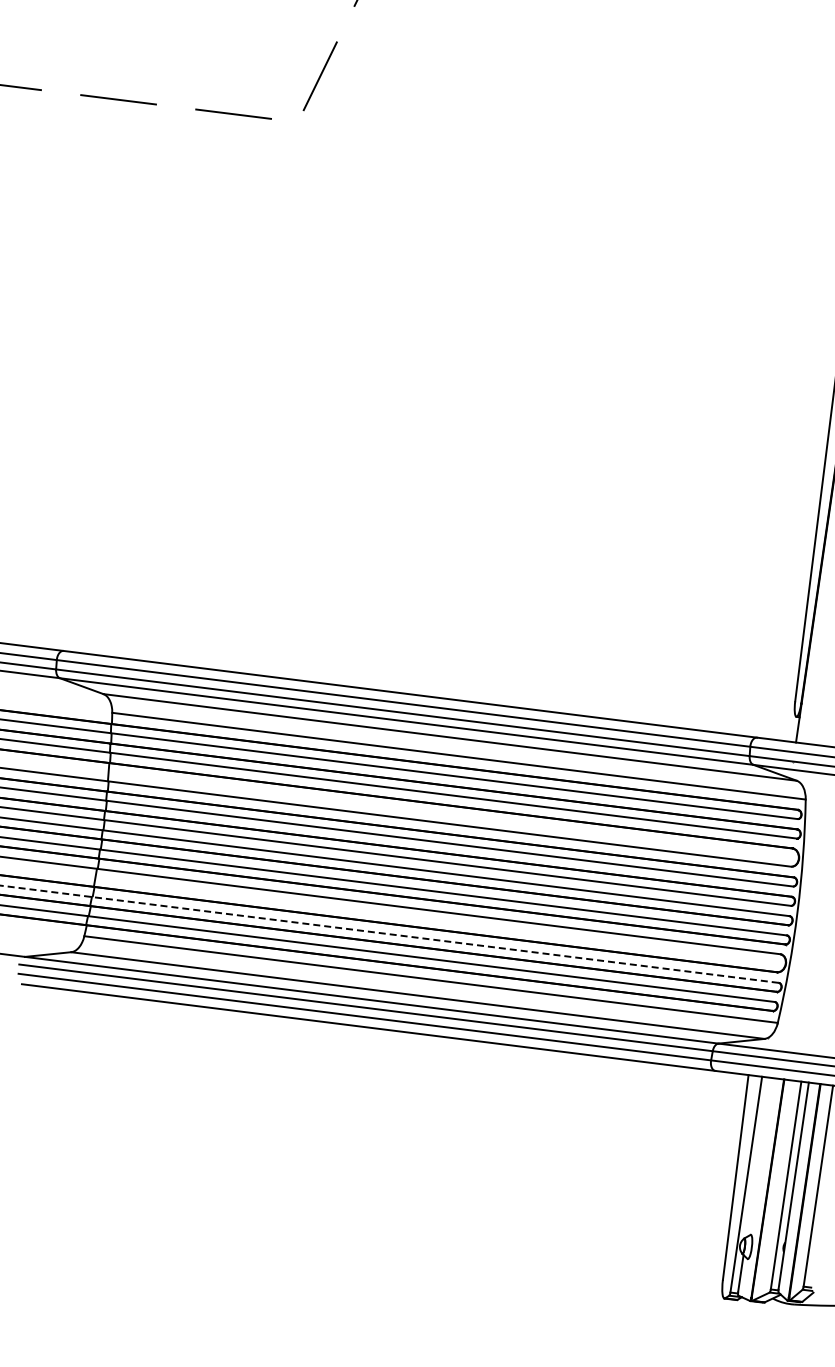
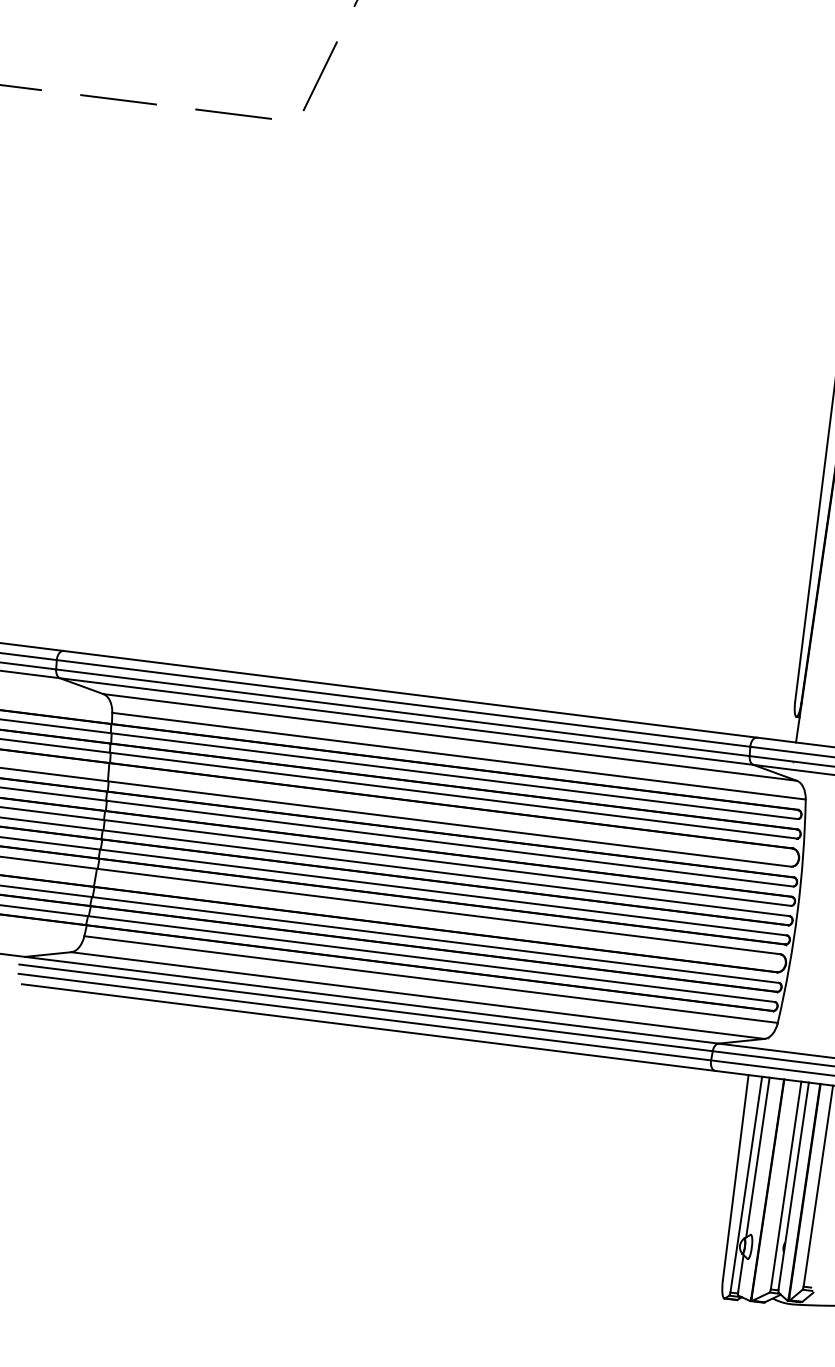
line: dashed -> solid (389, 934)
line: none -> present (757, 1157)
